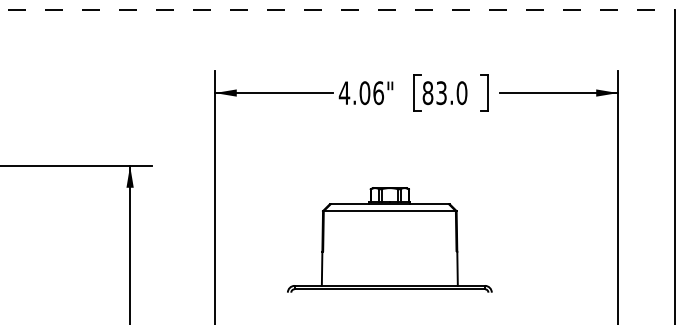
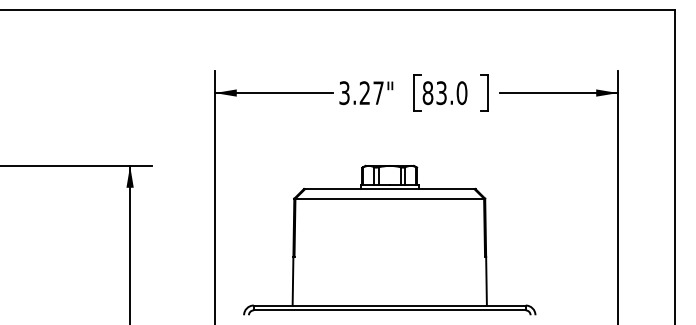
line: dashed -> solid (338, 9)
text: 4.06" -> 3.27" (361, 93)
part size: 206x106 px -> 294x152 px (389, 239)
